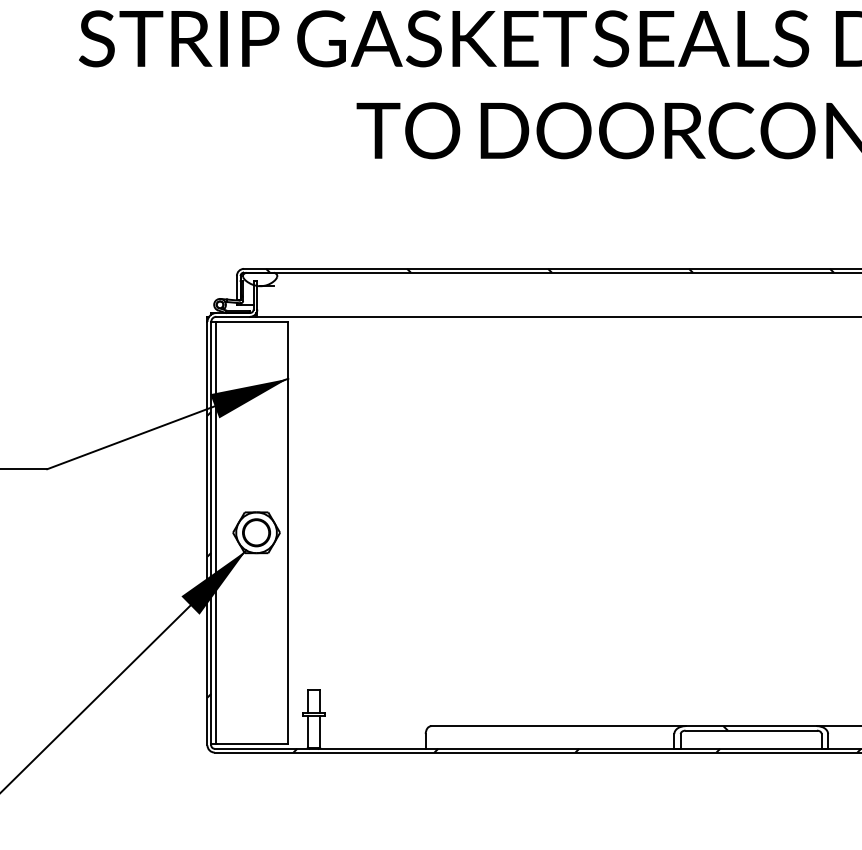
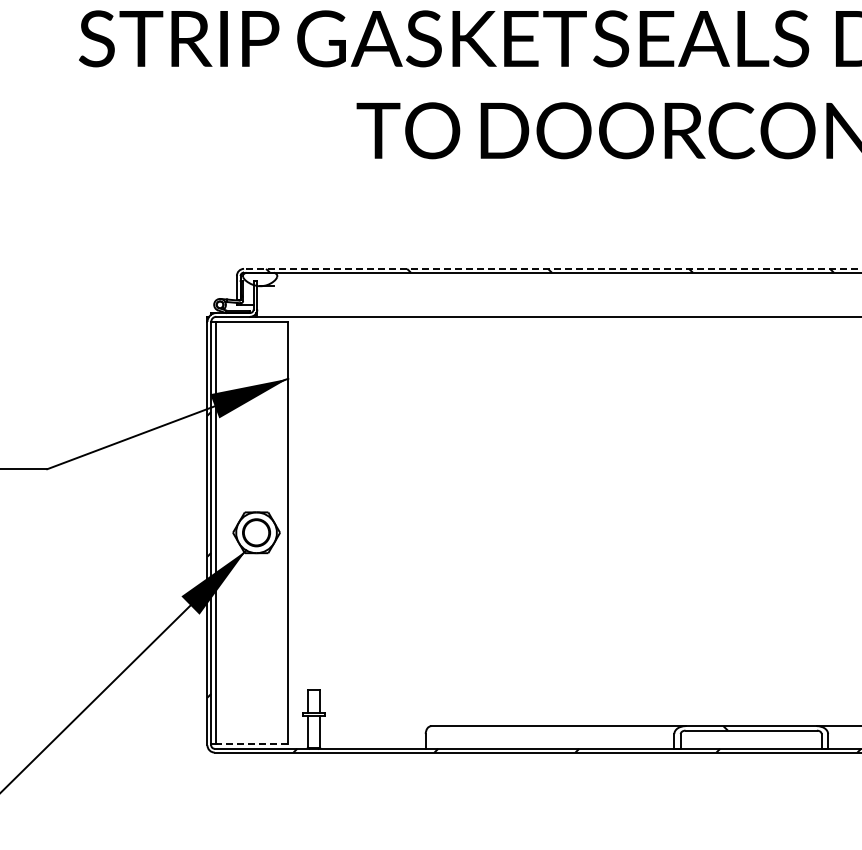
line: solid -> dashed (552, 268)
line: solid -> dashed (252, 743)
